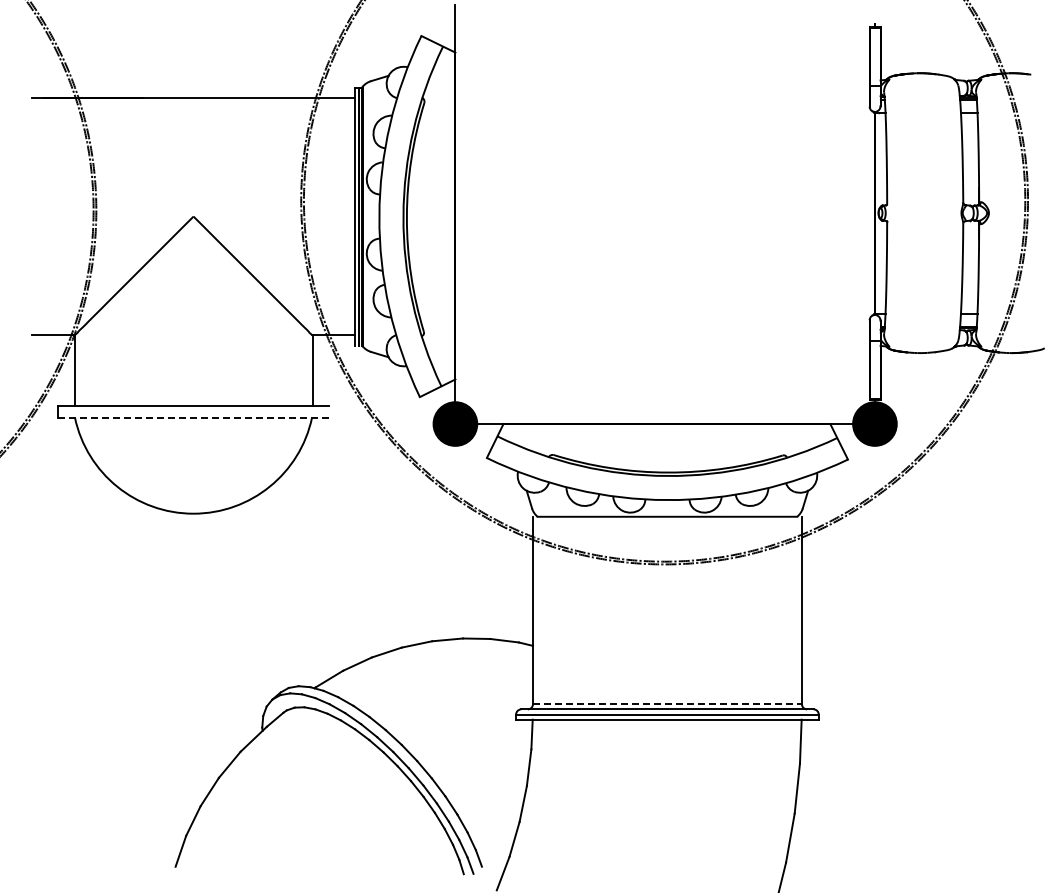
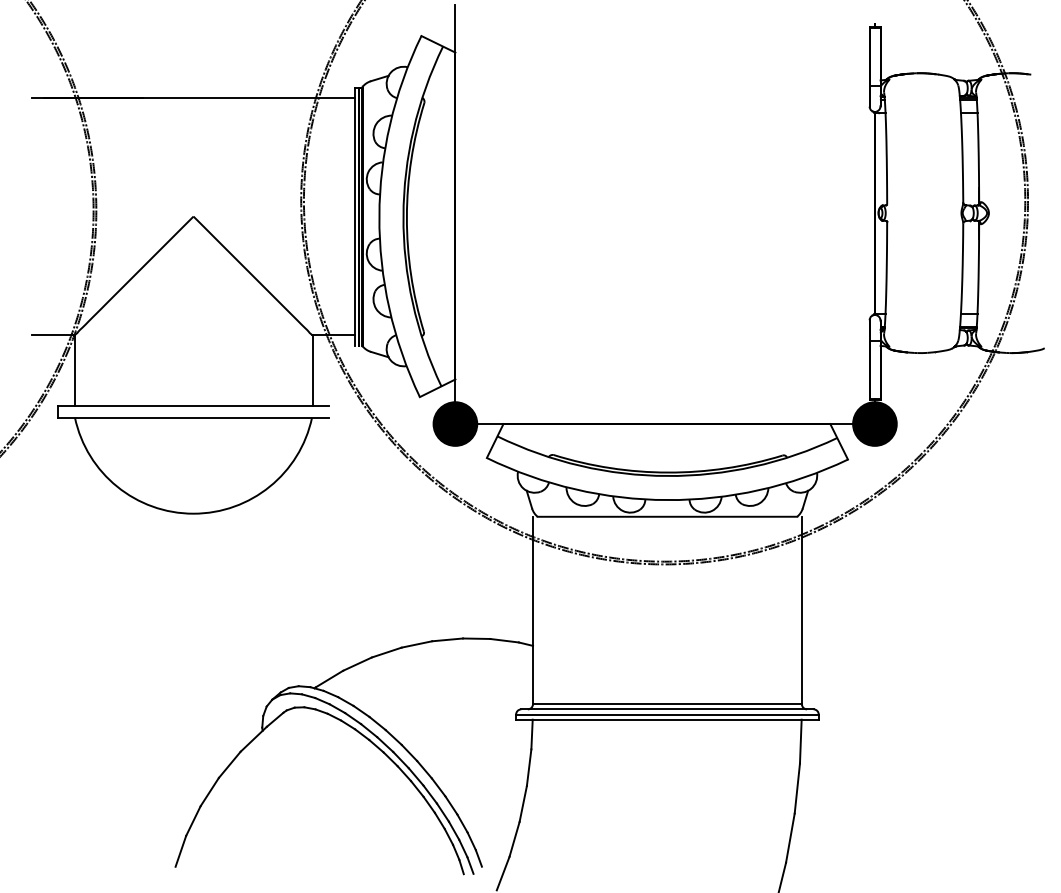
line: dashed -> solid (193, 417)
line: dashed -> solid (667, 704)
